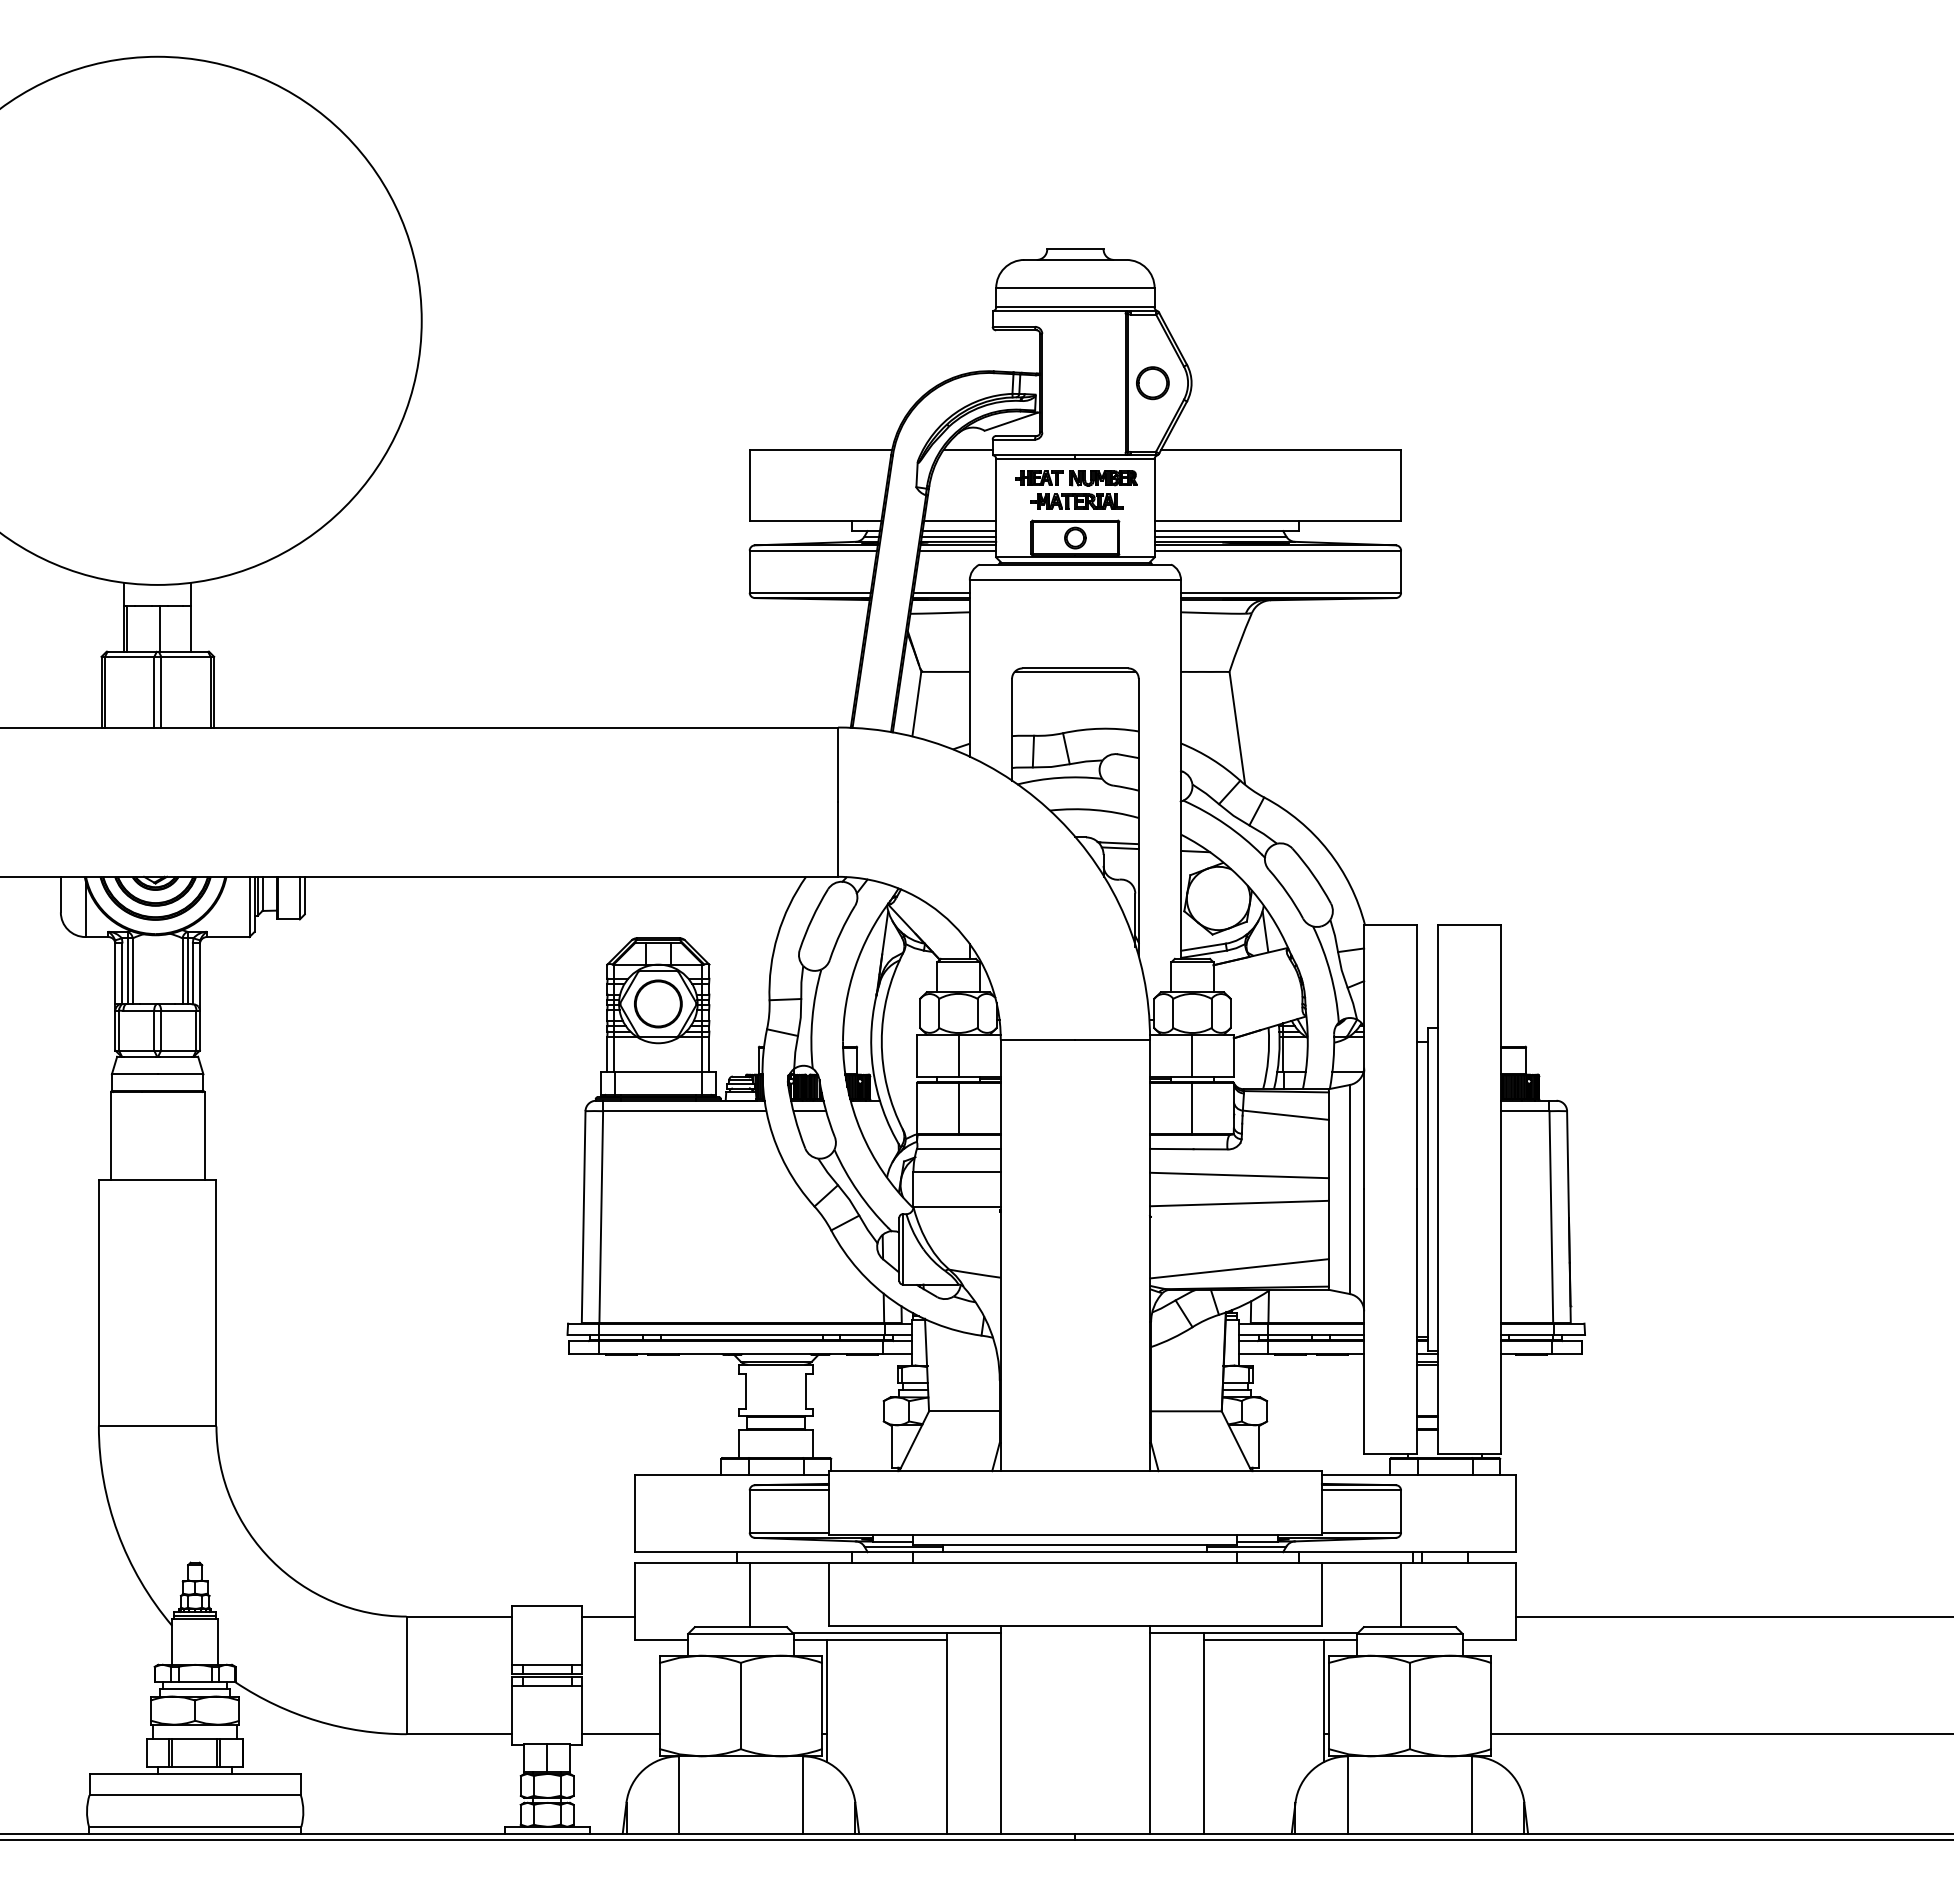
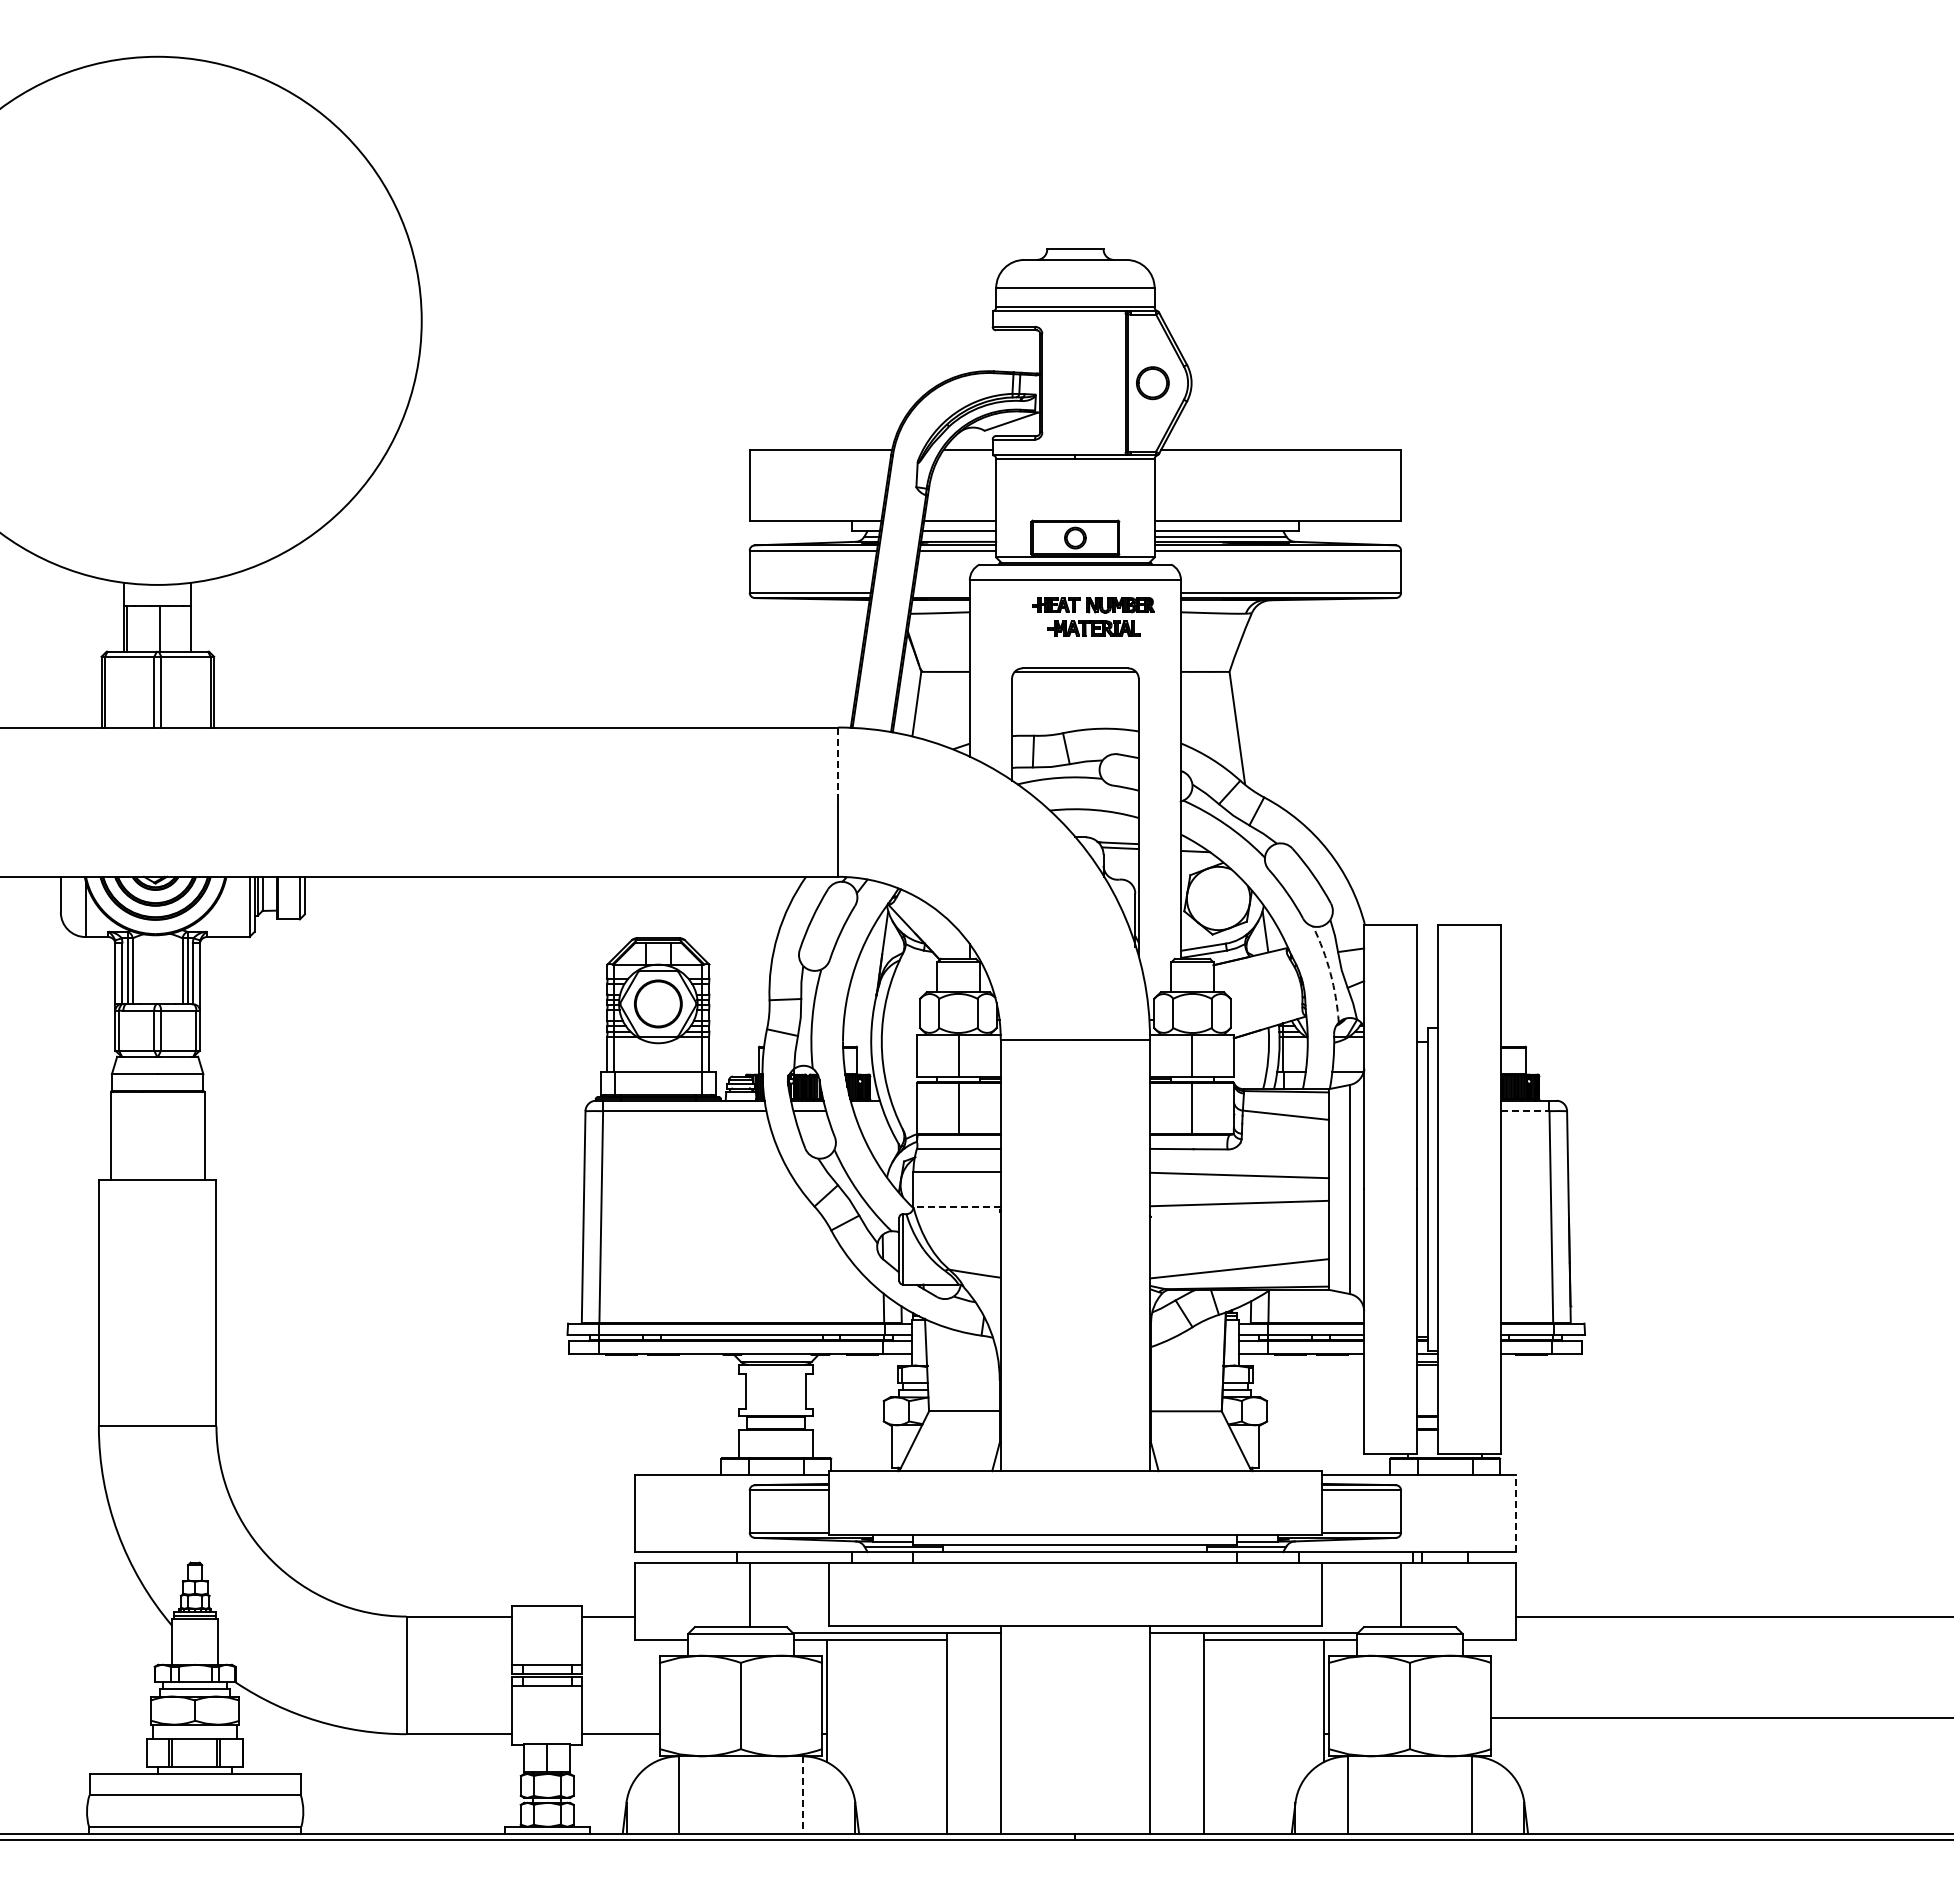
part position: (1076, 489) -> (1093, 616) (1093, 616)
line: present -> none (958, 536)
line: present -> none (941, 592)
line: solid -> dashed (838, 765)
arc: solid -> dashed (1330, 973)
line: solid -> dashed (1525, 1111)
line: solid -> dashed (957, 1207)
line: solid -> dashed (1515, 1513)
line position: (1720, 1734) -> (1720, 1718) (1720, 1718)
line: solid -> dashed (802, 1795)
